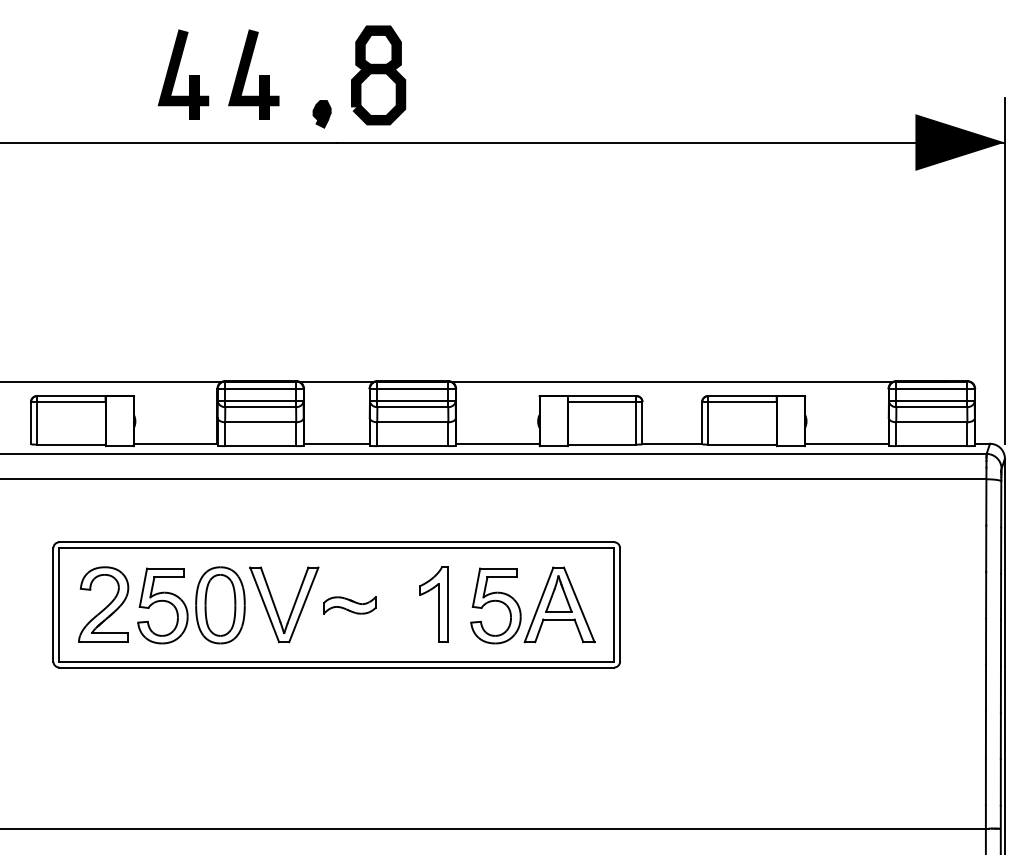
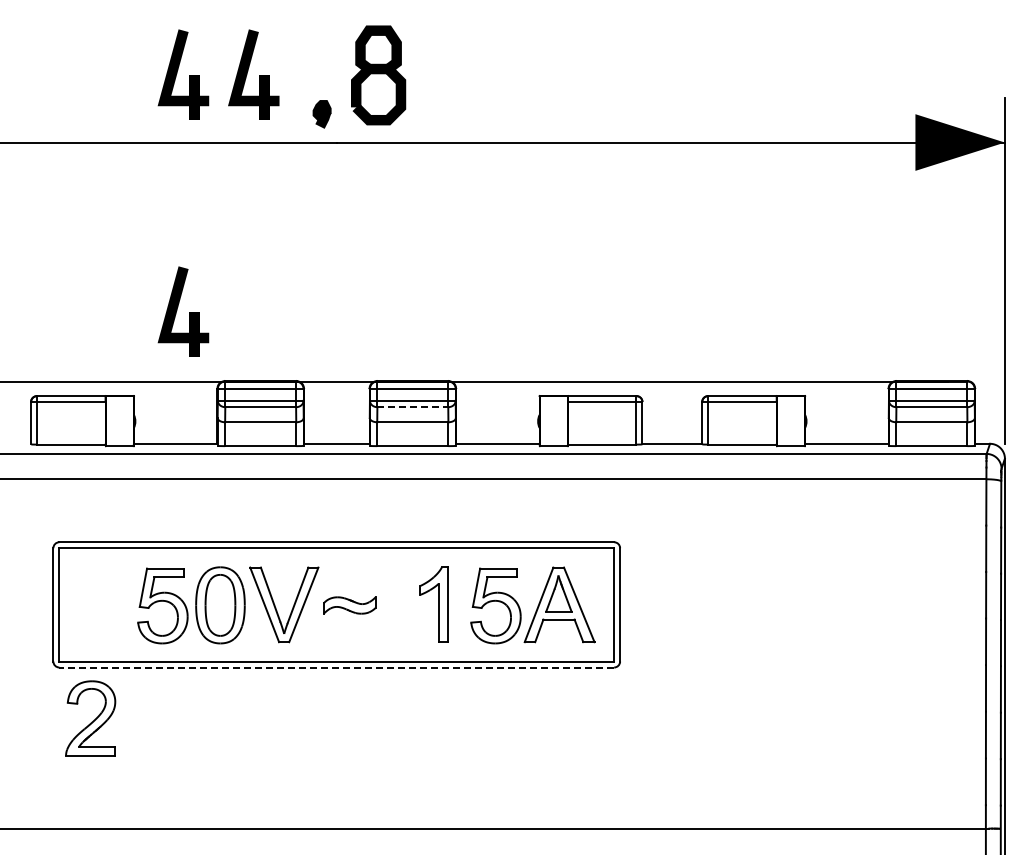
part: none -> present (177, 310)
line: solid -> dashed (413, 407)
part position: (103, 604) -> (90, 718) (90, 718)
line: solid -> dashed (336, 667)
